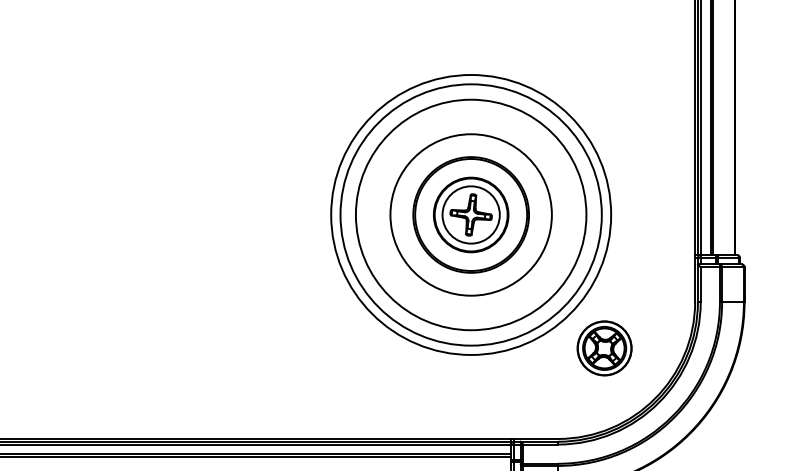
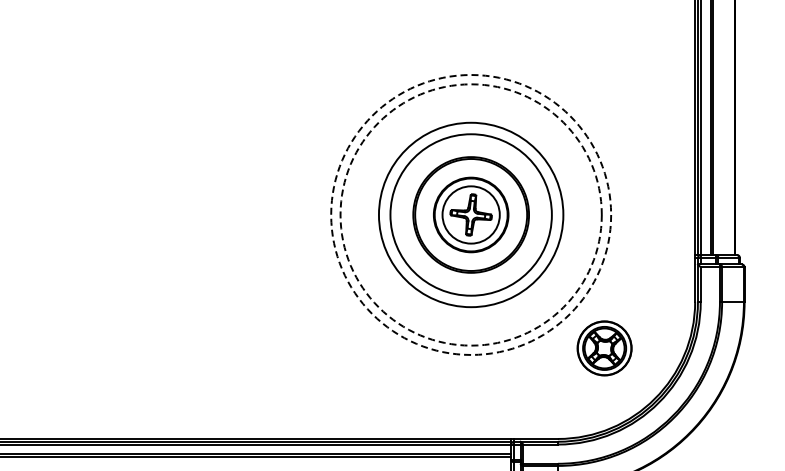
circle diameter: 231 px -> 184 px (470, 214)
circle: solid -> dashed (470, 214)
circle: solid -> dashed (471, 214)
